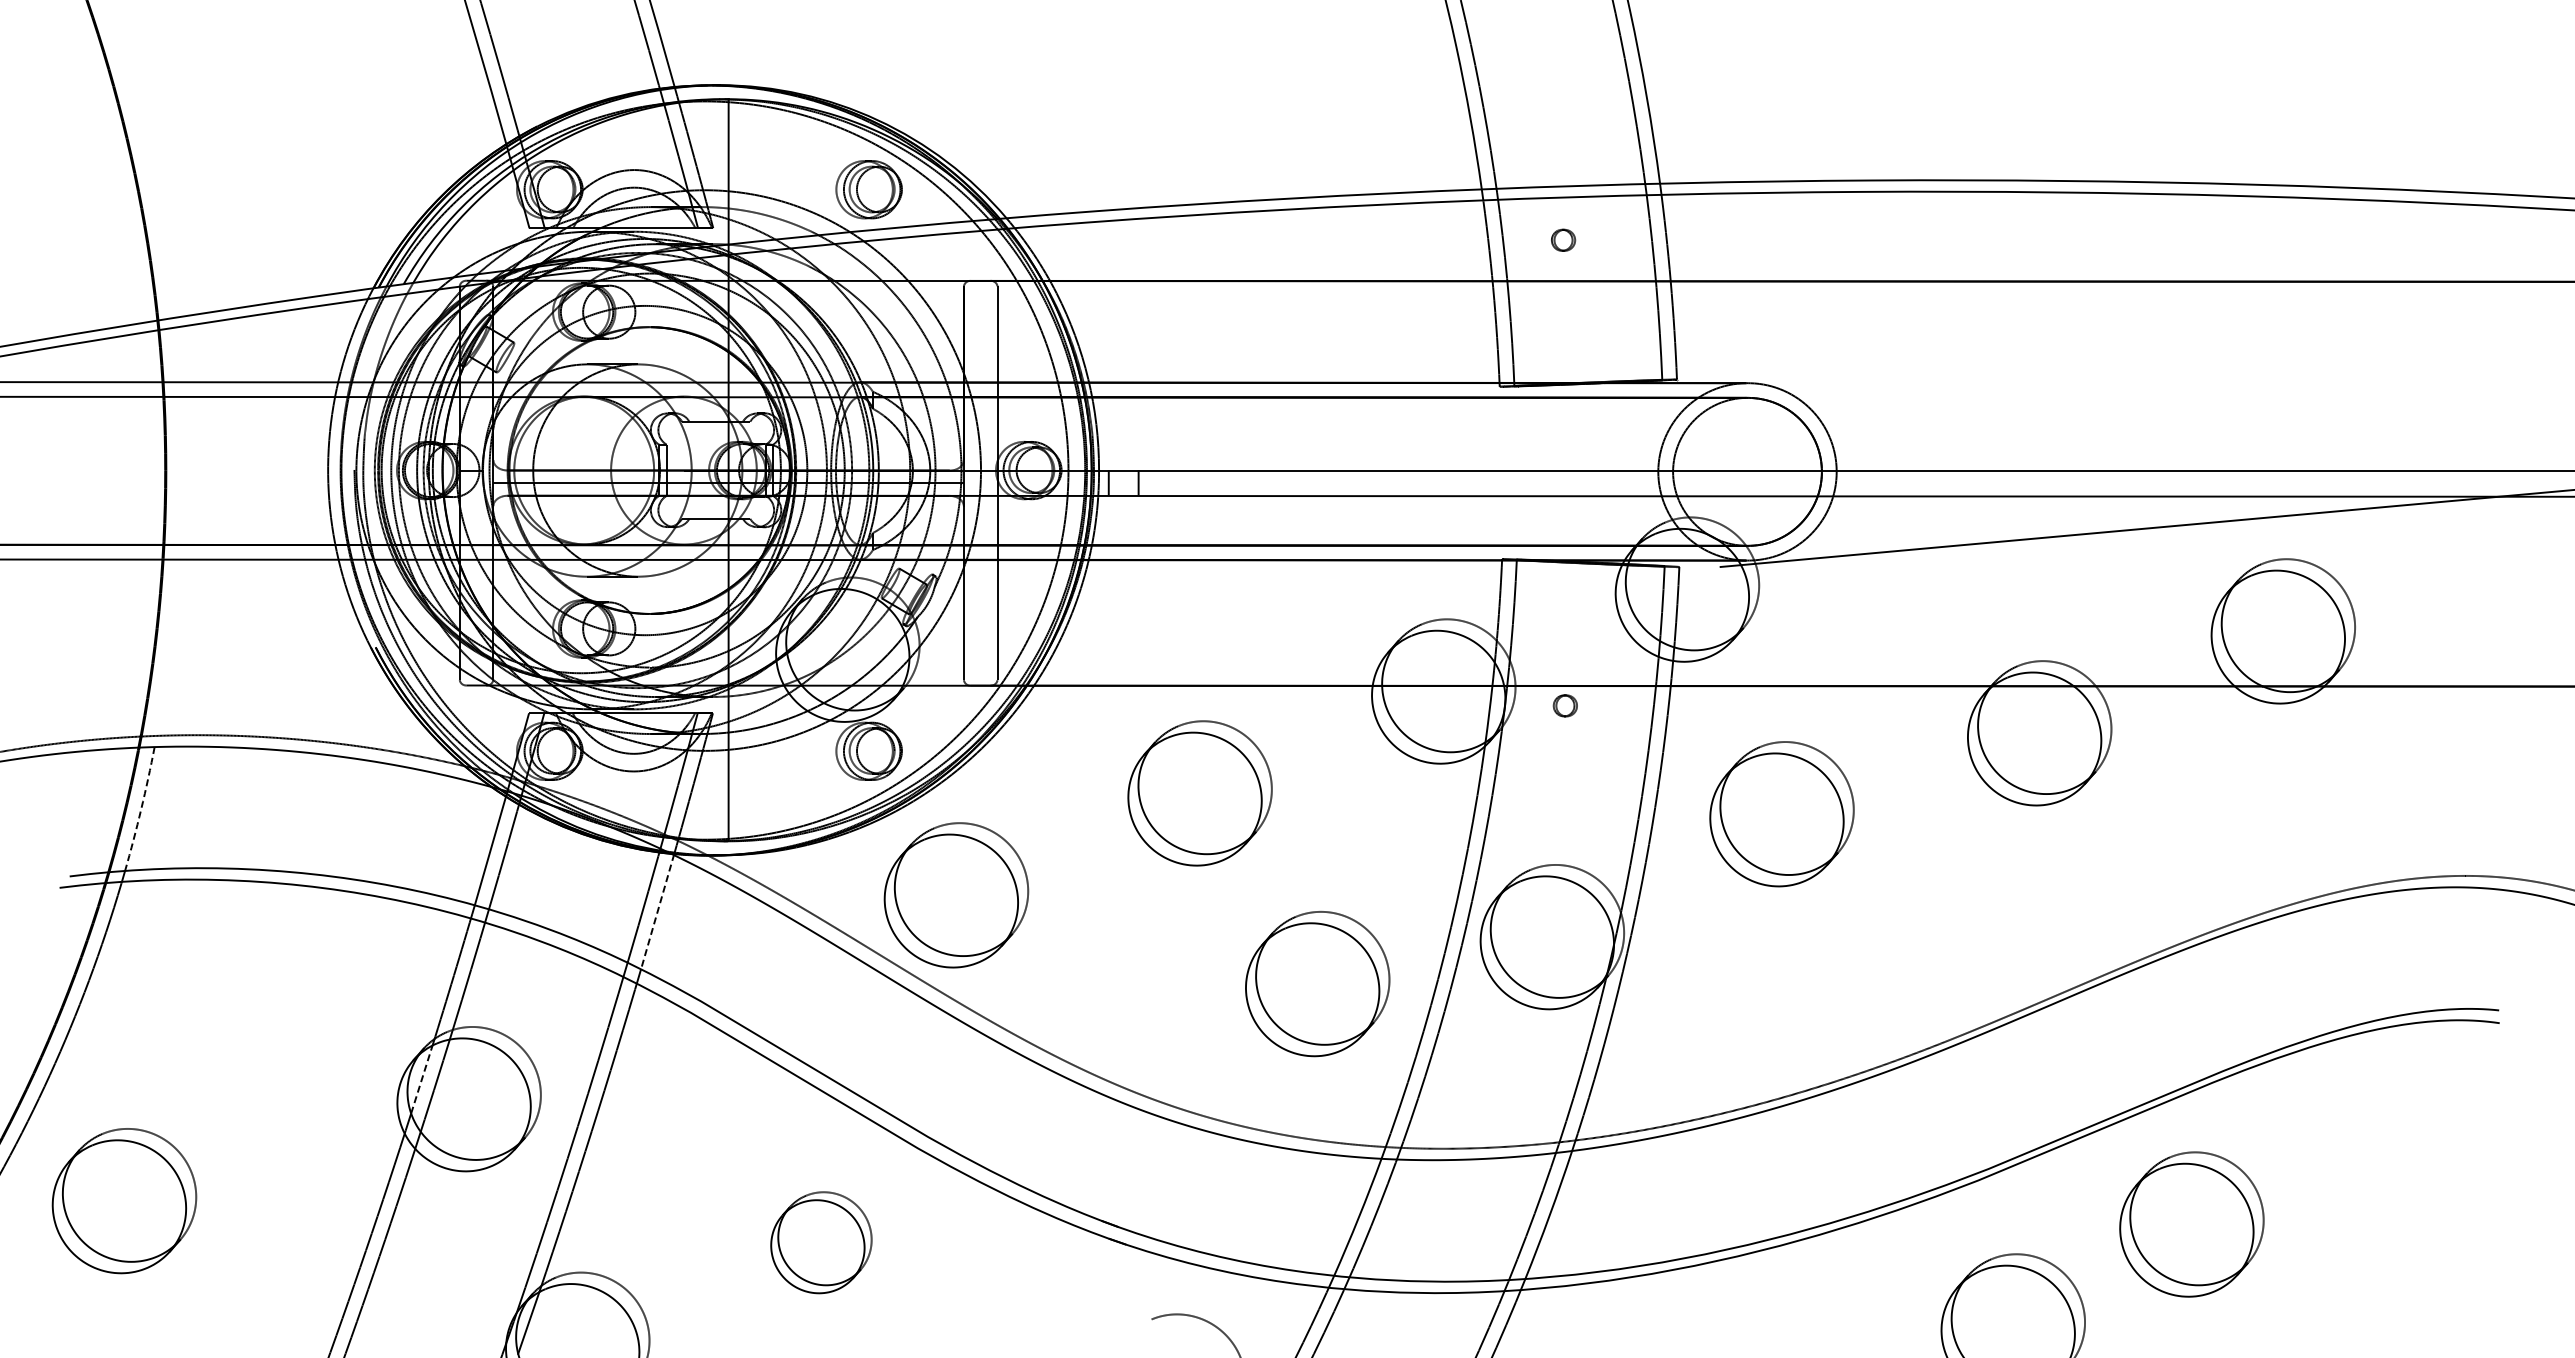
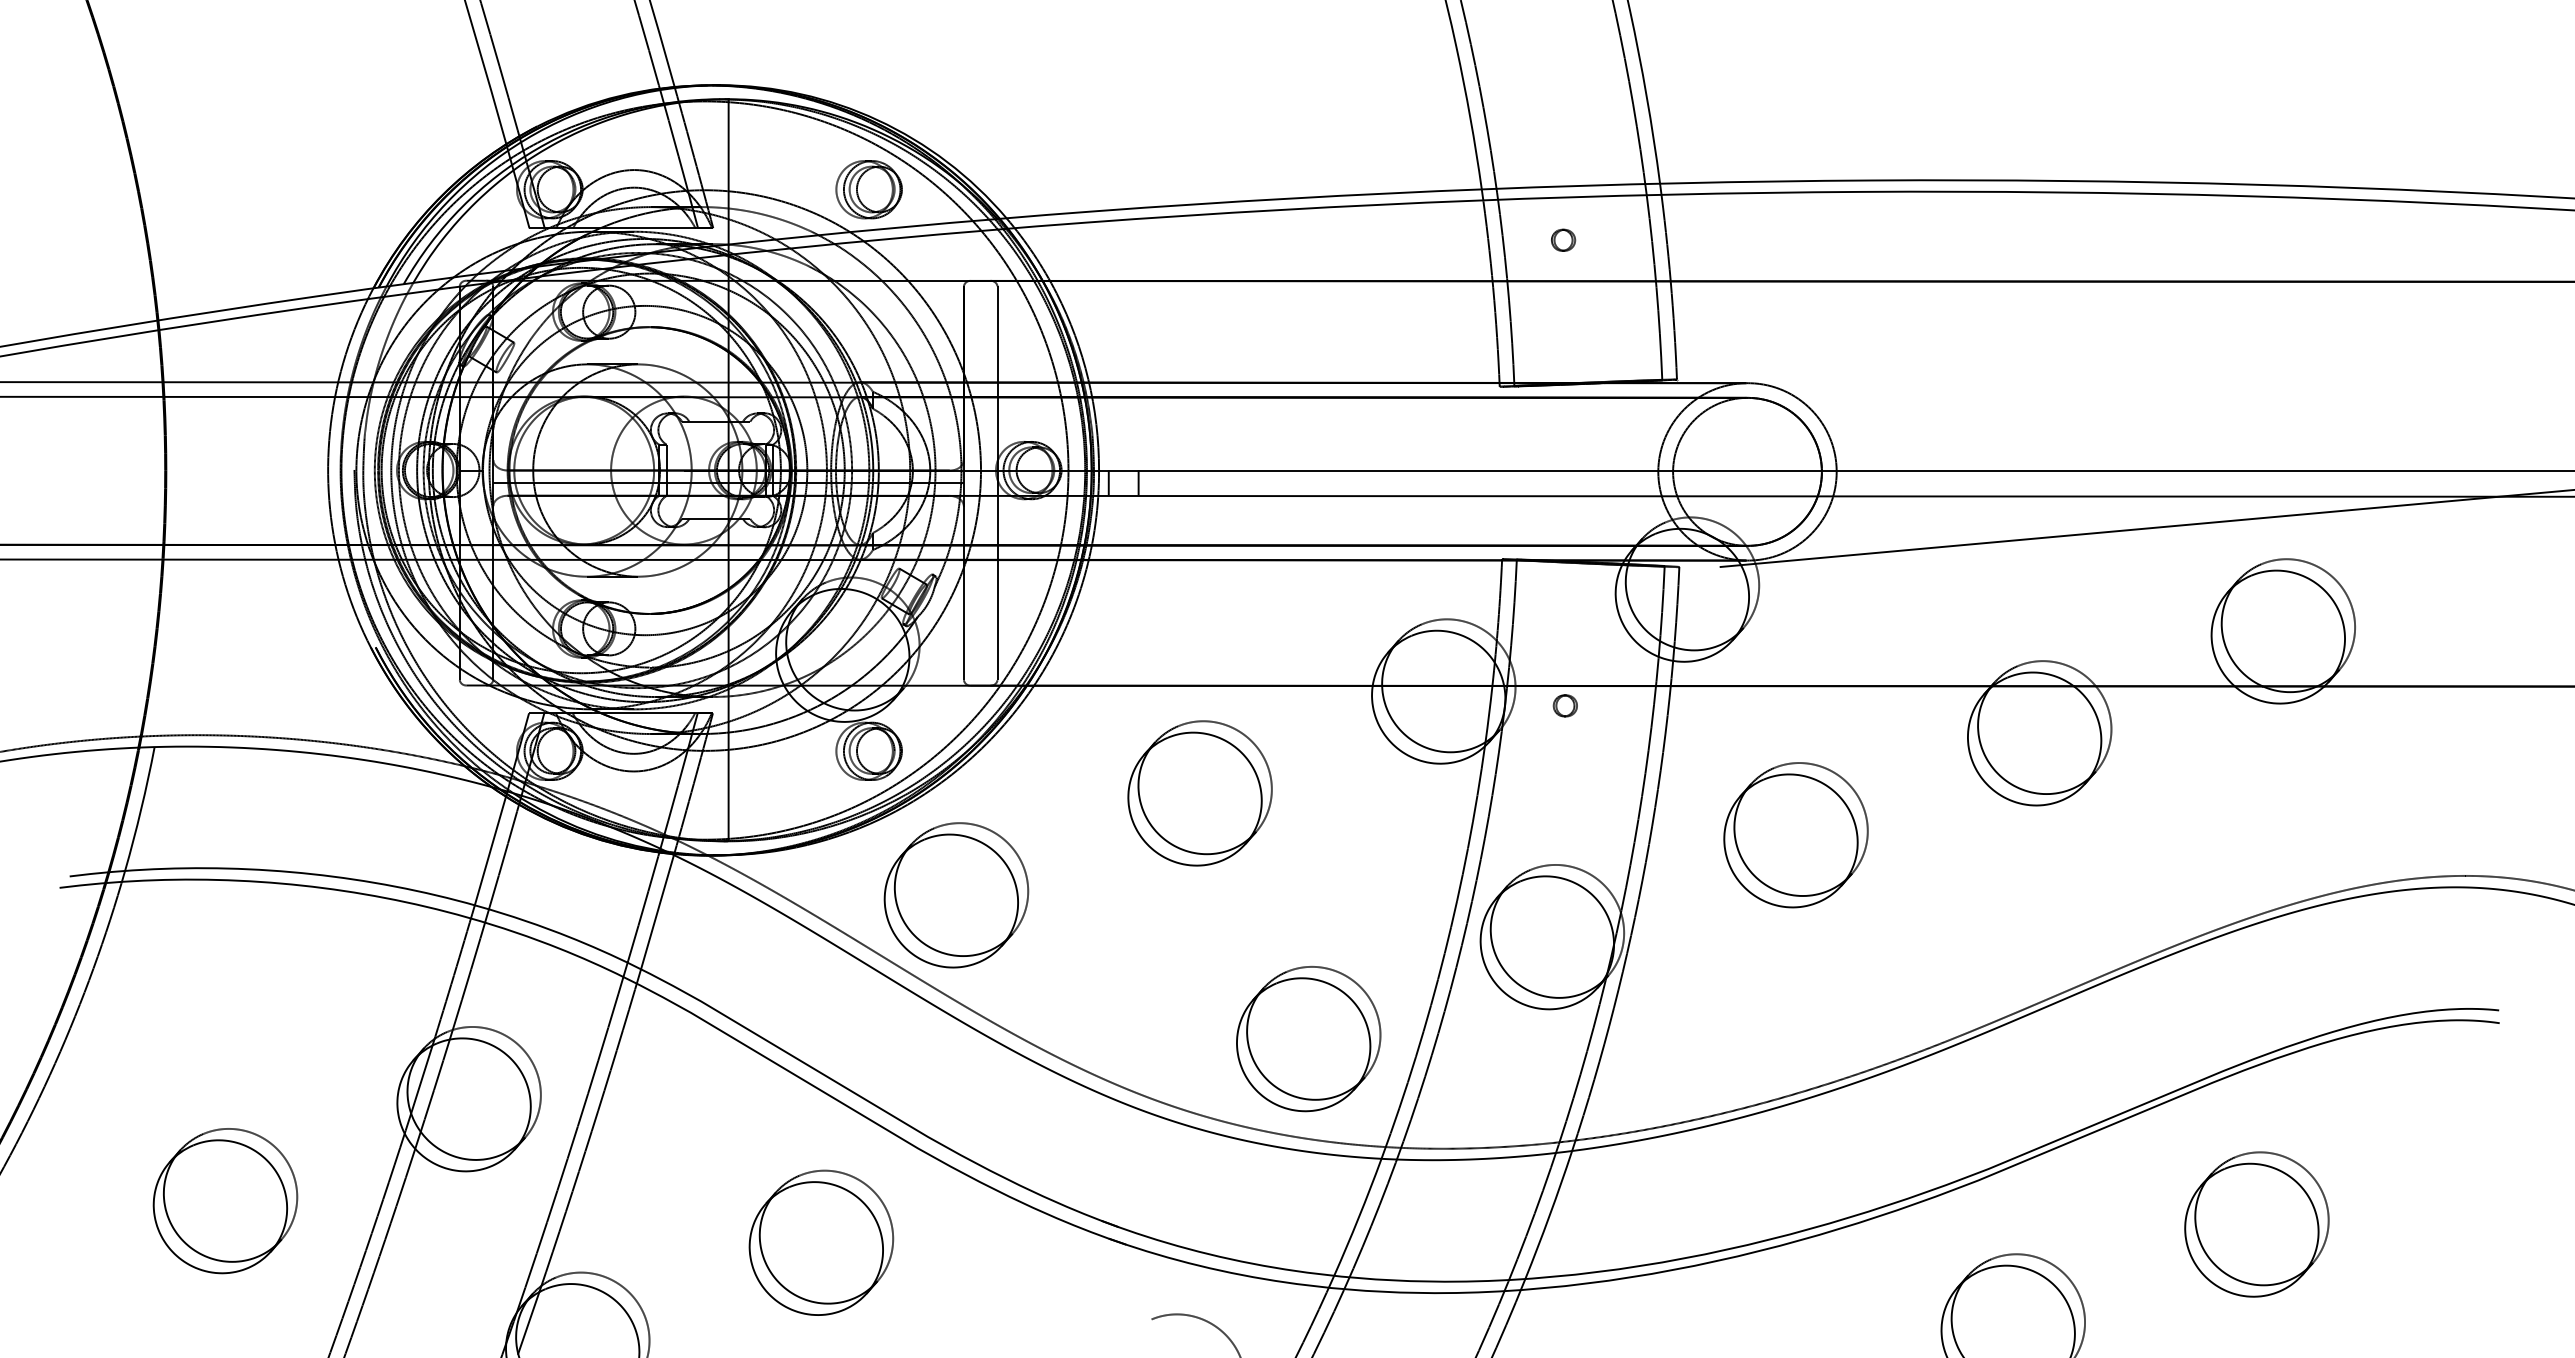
arc: dashed -> solid (141, 809)
part position: (1781, 814) -> (1795, 835) (1795, 835)
line: dashed -> solid (657, 911)
part position: (1317, 984) -> (1308, 1039) (1308, 1039)
line: dashed -> solid (421, 1079)
part position: (124, 1201) -> (225, 1201) (225, 1201)
part position: (2191, 1224) -> (2256, 1224) (2256, 1224)
part size: 103x104 px -> 147x147 px (821, 1242)
